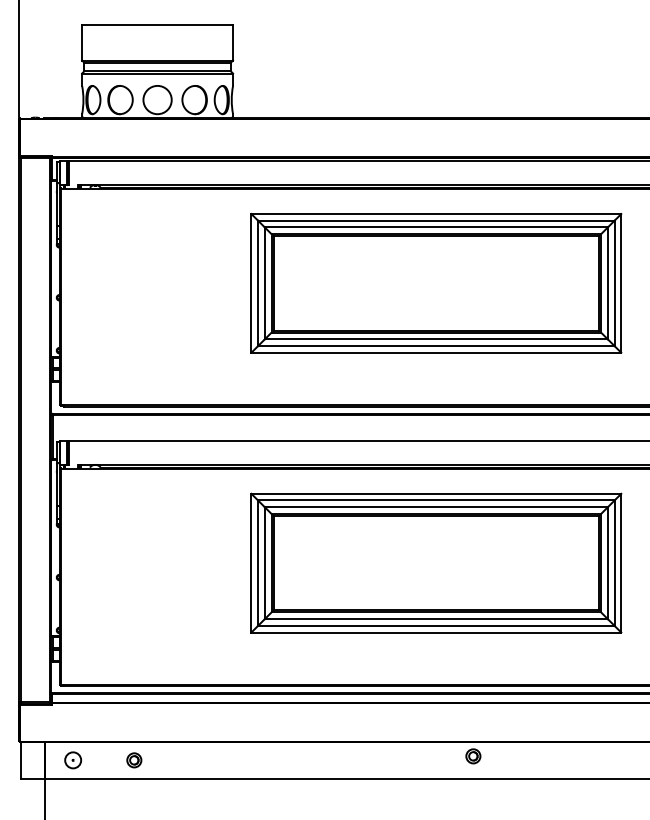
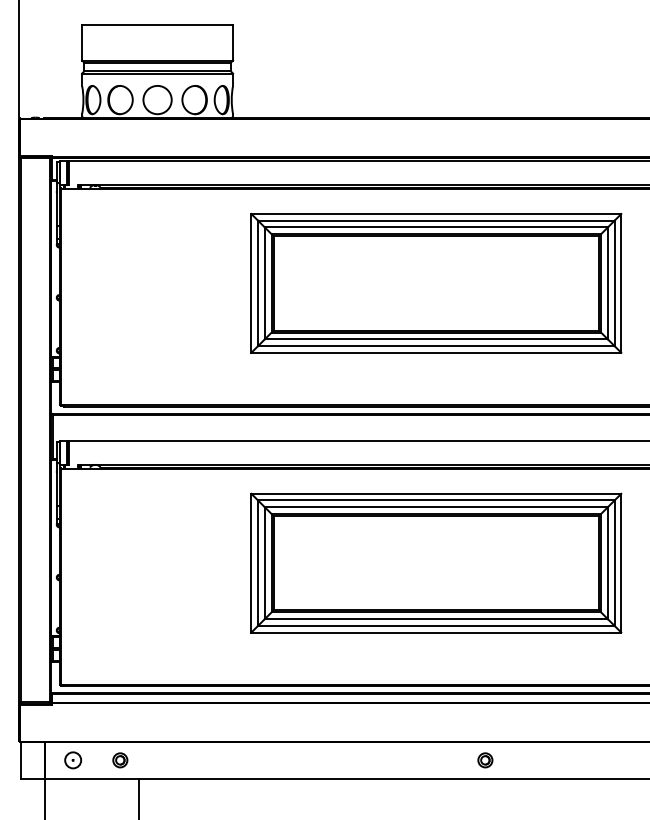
part position: (473, 756) -> (485, 760) (485, 760)
part position: (134, 760) -> (120, 760) (120, 760)
line: none -> present (139, 797)
